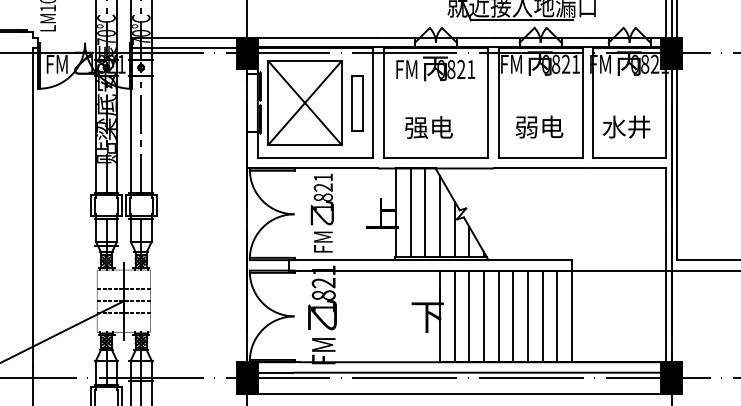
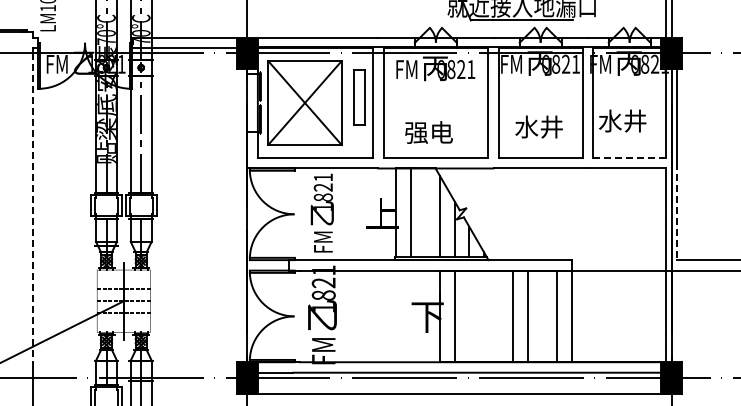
line: present -> none (676, 19)
part position: (357, 103) -> (359, 97) (359, 97)
text: 弱电 -> 水井 (539, 126)
text position: (626, 126) -> (622, 120) (622, 120)
text position: (428, 127) -> (428, 132) (428, 132)
line: solid -> dashed (629, 158)
line: solid -> dashed (32, 210)
line: present -> none (425, 212)
line: solid -> dashed (676, 212)
line: present -> none (469, 316)
line: present -> none (484, 316)
line: present -> none (498, 316)
line: present -> none (542, 316)
